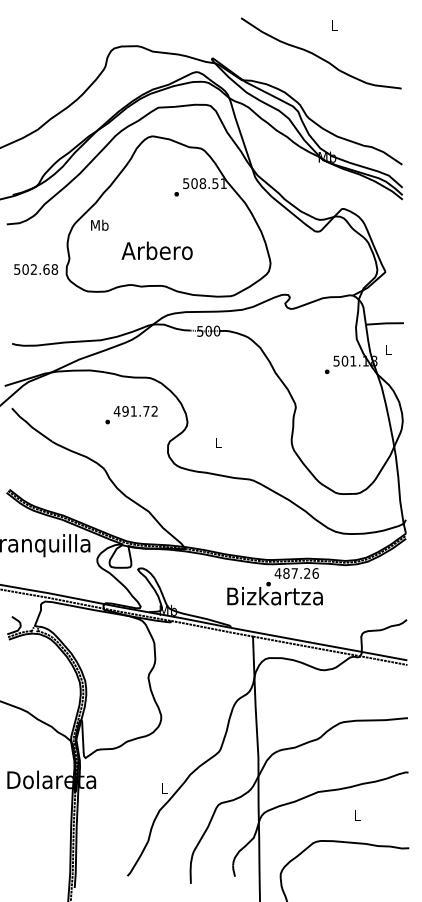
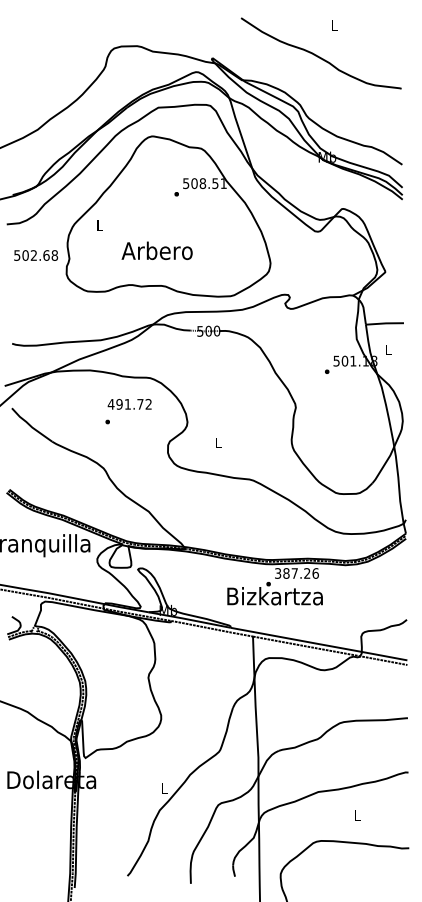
text: Mb -> L (99, 224)
text position: (35, 269) -> (35, 255) (35, 255)
text position: (135, 411) -> (129, 404) (129, 404)
text: 487.26 -> 387.26 (277, 573)
